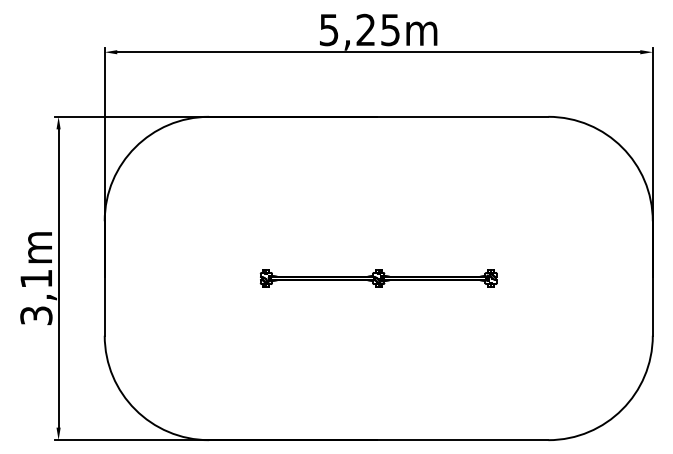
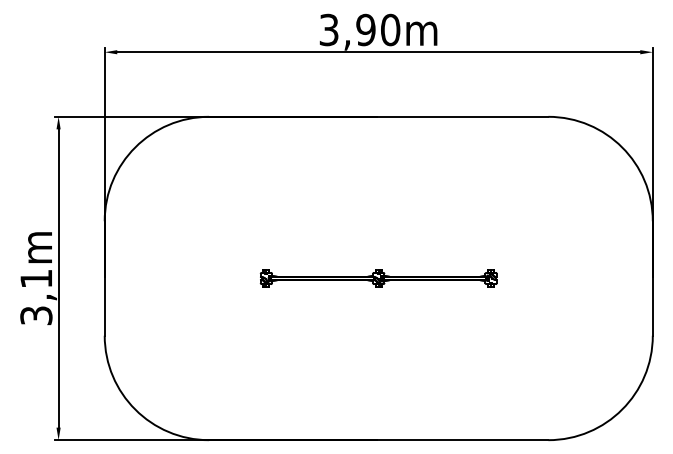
text: 5,25m -> 3,90m (360, 29)
